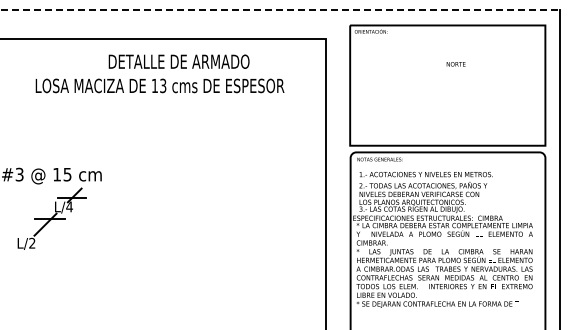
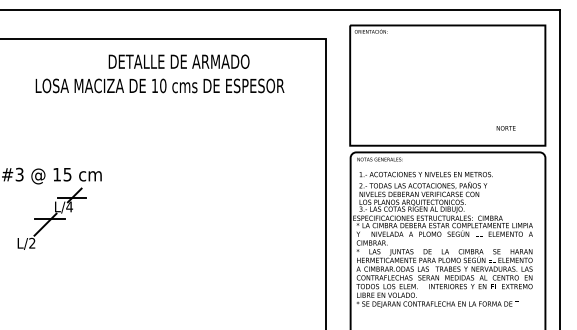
line: dashed -> solid (279, 9)
text position: (455, 64) -> (505, 128) (505, 128)
text: 13 -> 10 (163, 85)
